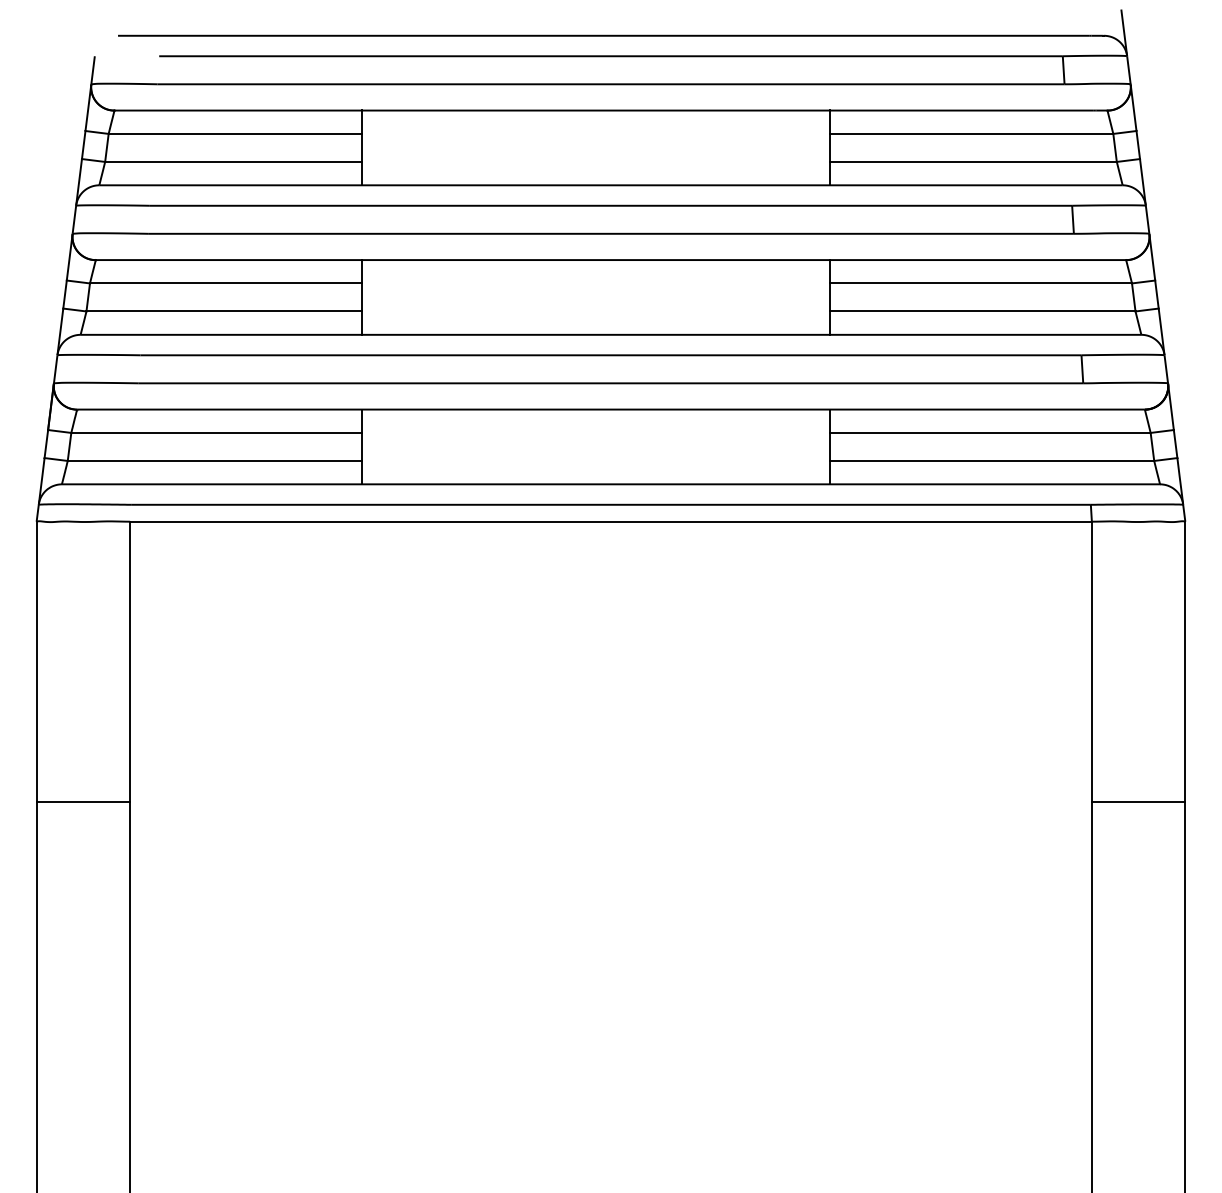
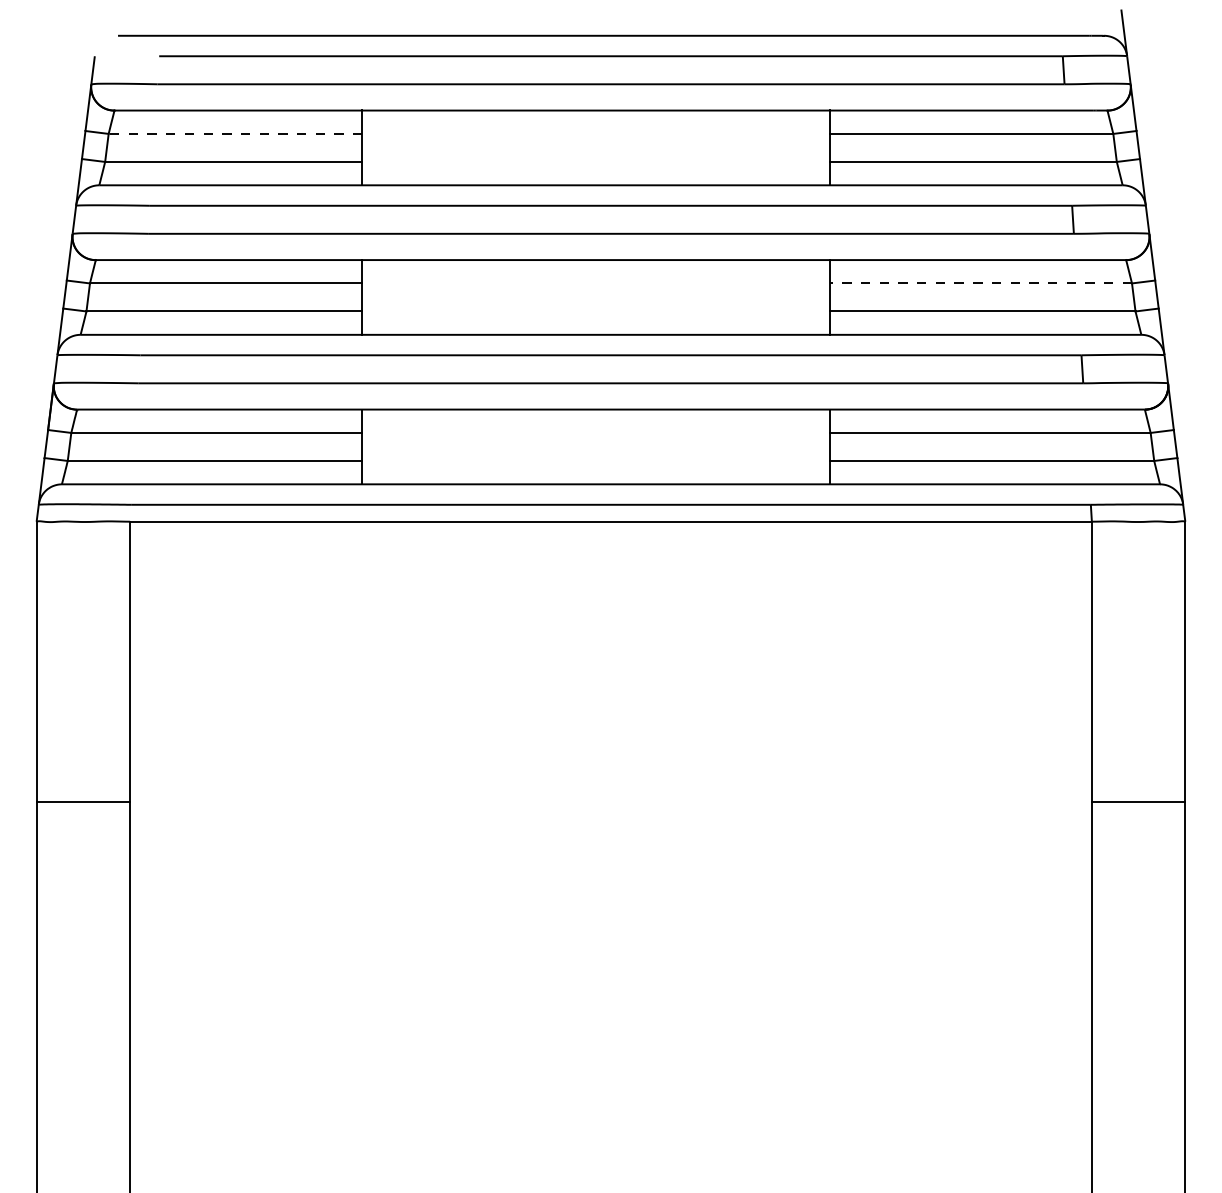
line: solid -> dashed (235, 133)
line: solid -> dashed (980, 283)
